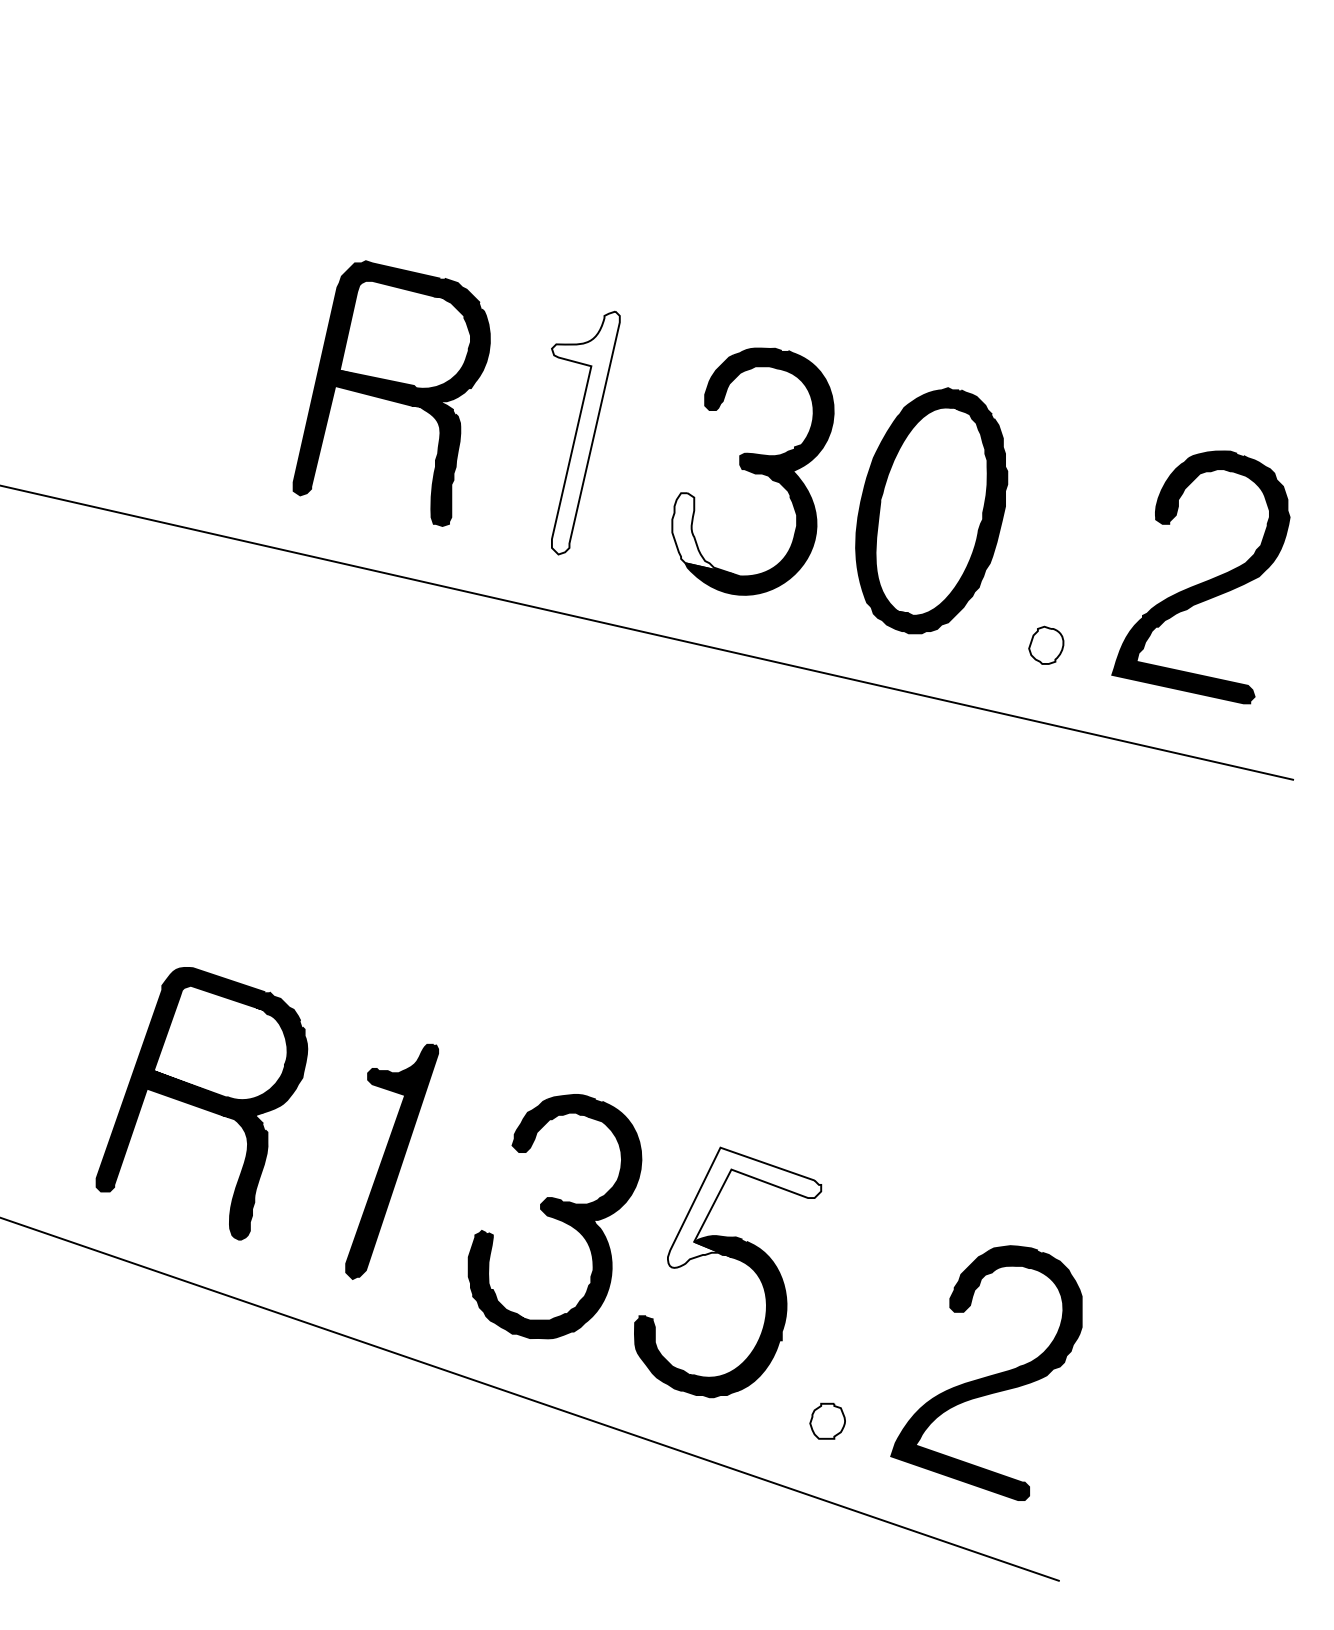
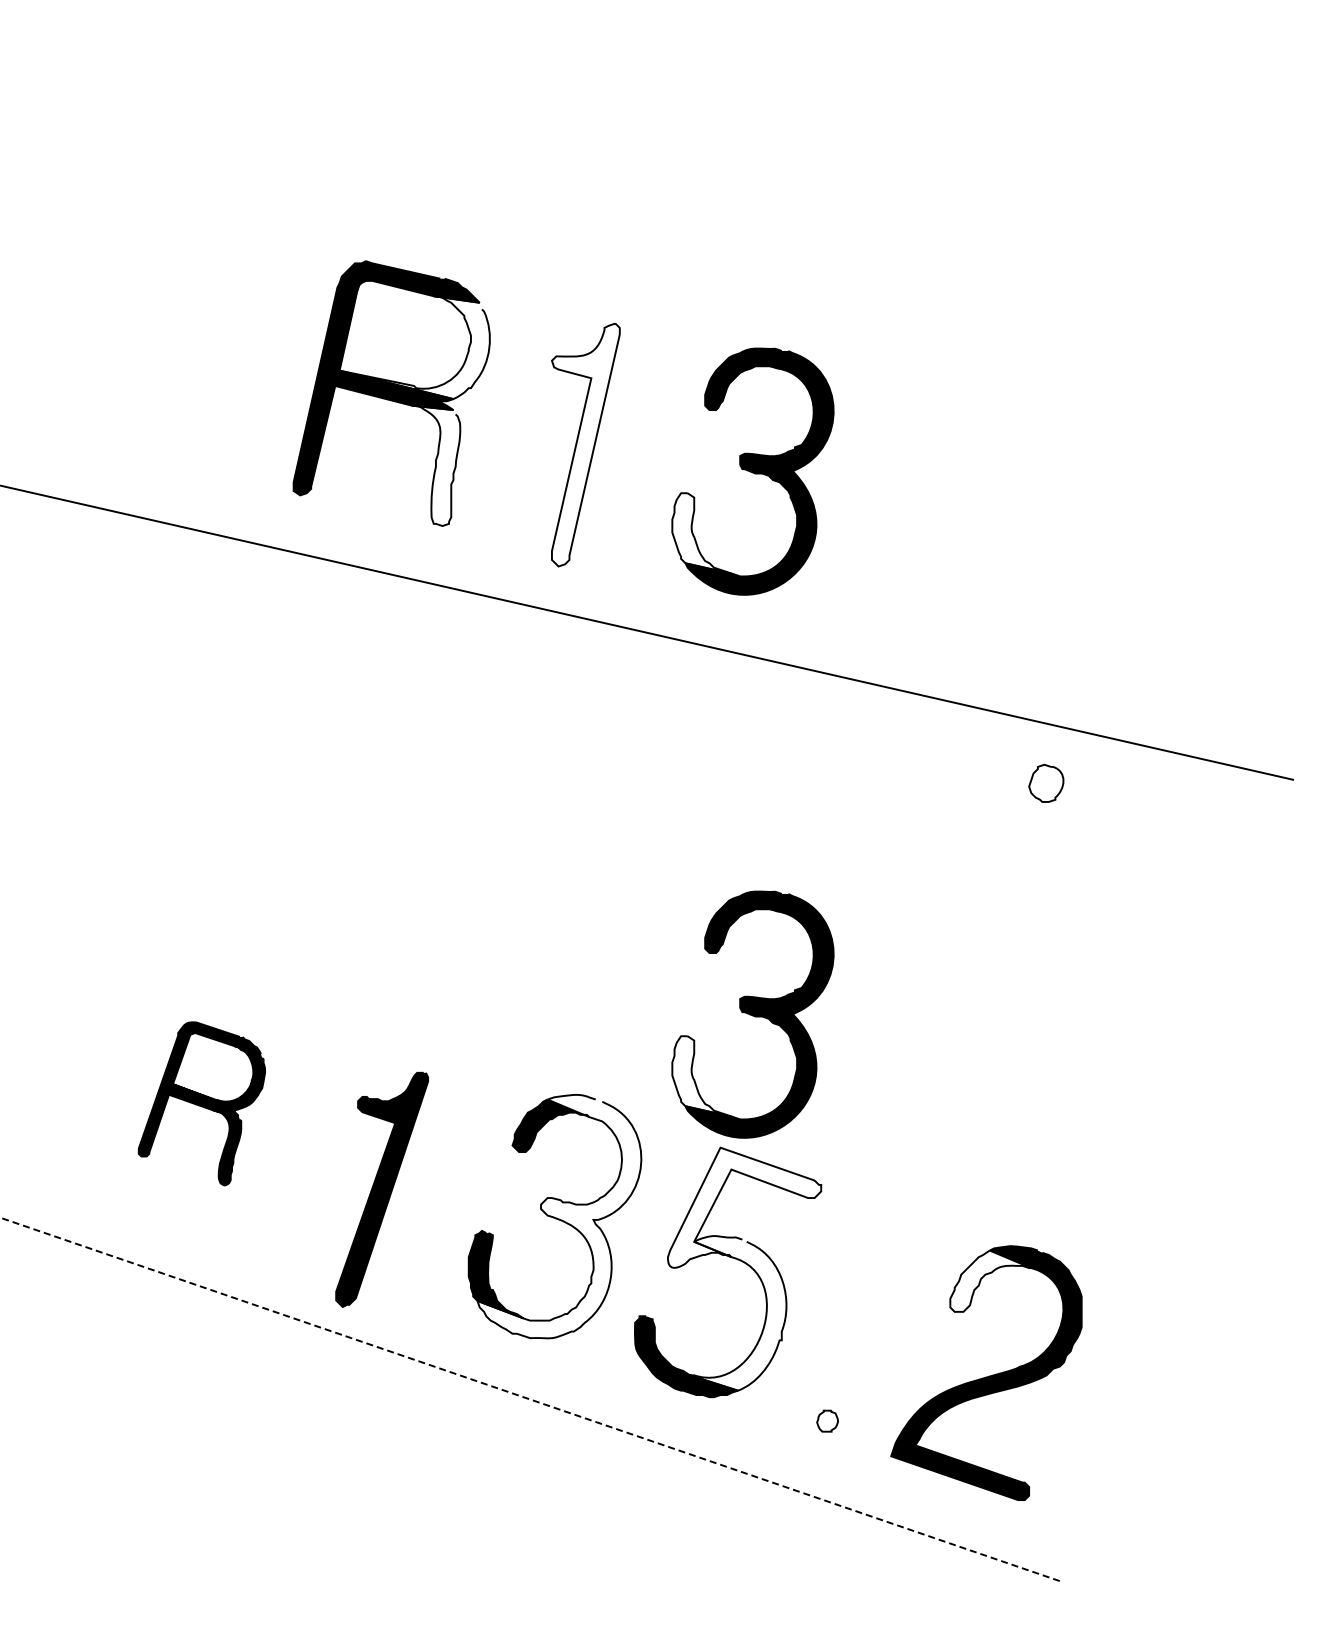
fill: present -> none (414, 347)
part position: (585, 432) -> (585, 444) (585, 444)
fill: present -> none (435, 465)
part: present -> none (931, 510)
part: present -> none (1200, 577)
part position: (1046, 644) -> (1046, 782) (1046, 782)
part: none -> present (752, 1014)
part size: 214x274 px -> 129x166 px (201, 1103)
part position: (391, 1161) -> (381, 1189) (381, 1189)
fill: present -> none (559, 1216)
fill: present -> none (990, 1280)
fill: present -> none (737, 1313)
line: solid -> dashed (530, 1399)
part size: 37x38 px -> 23x24 px (827, 1420)
